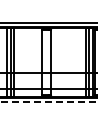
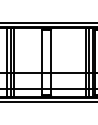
line: dashed -> solid (48, 102)
